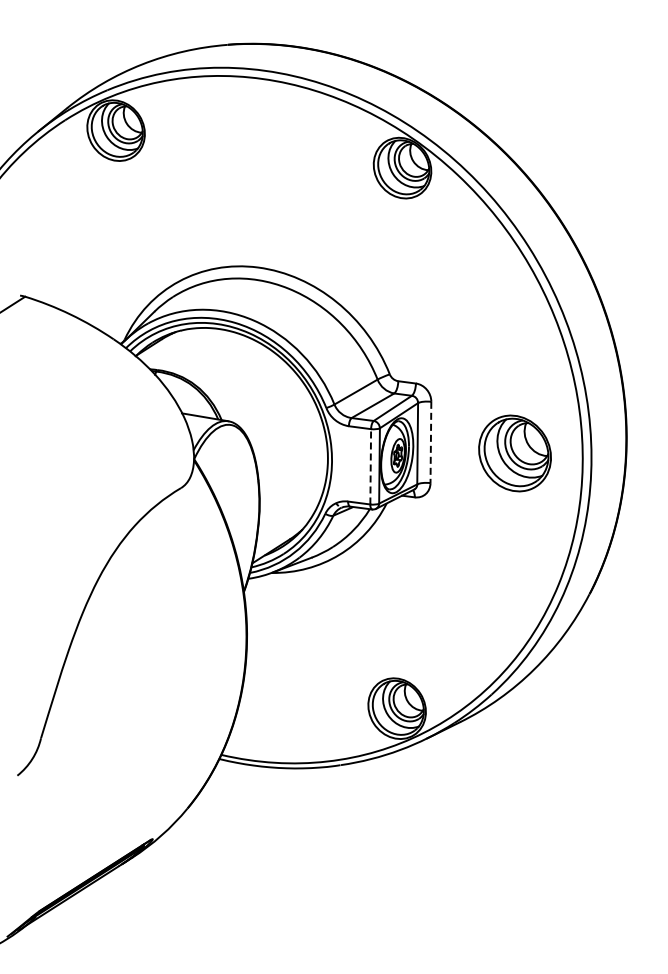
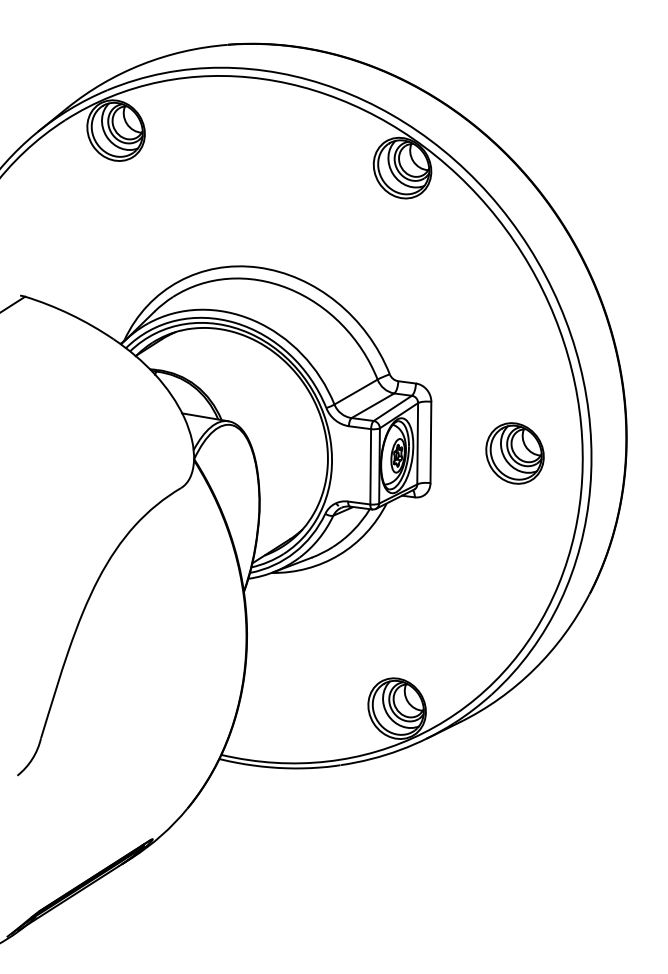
line: dashed -> solid (430, 442)
part size: 74x79 px -> 60x63 px (514, 453)
line: dashed -> solid (370, 466)
